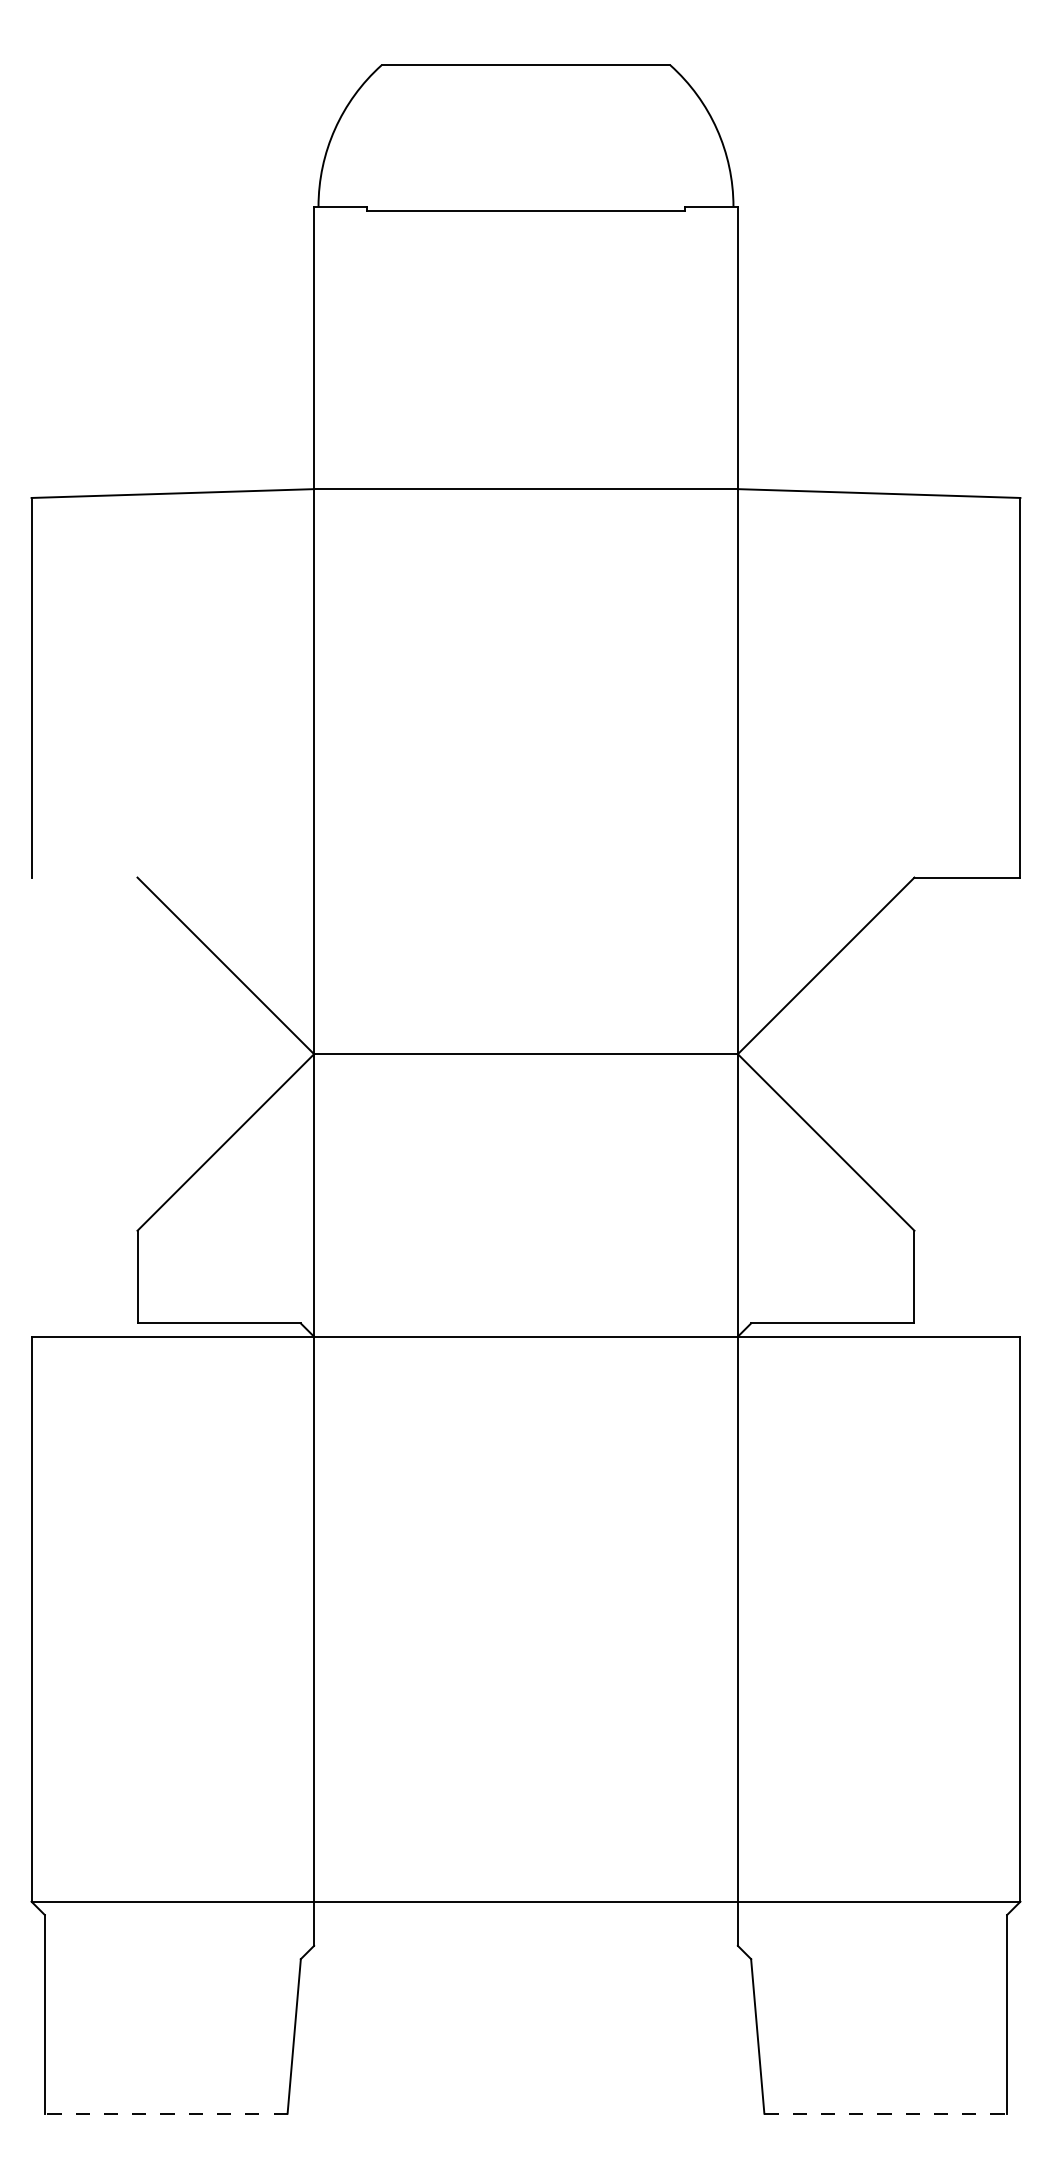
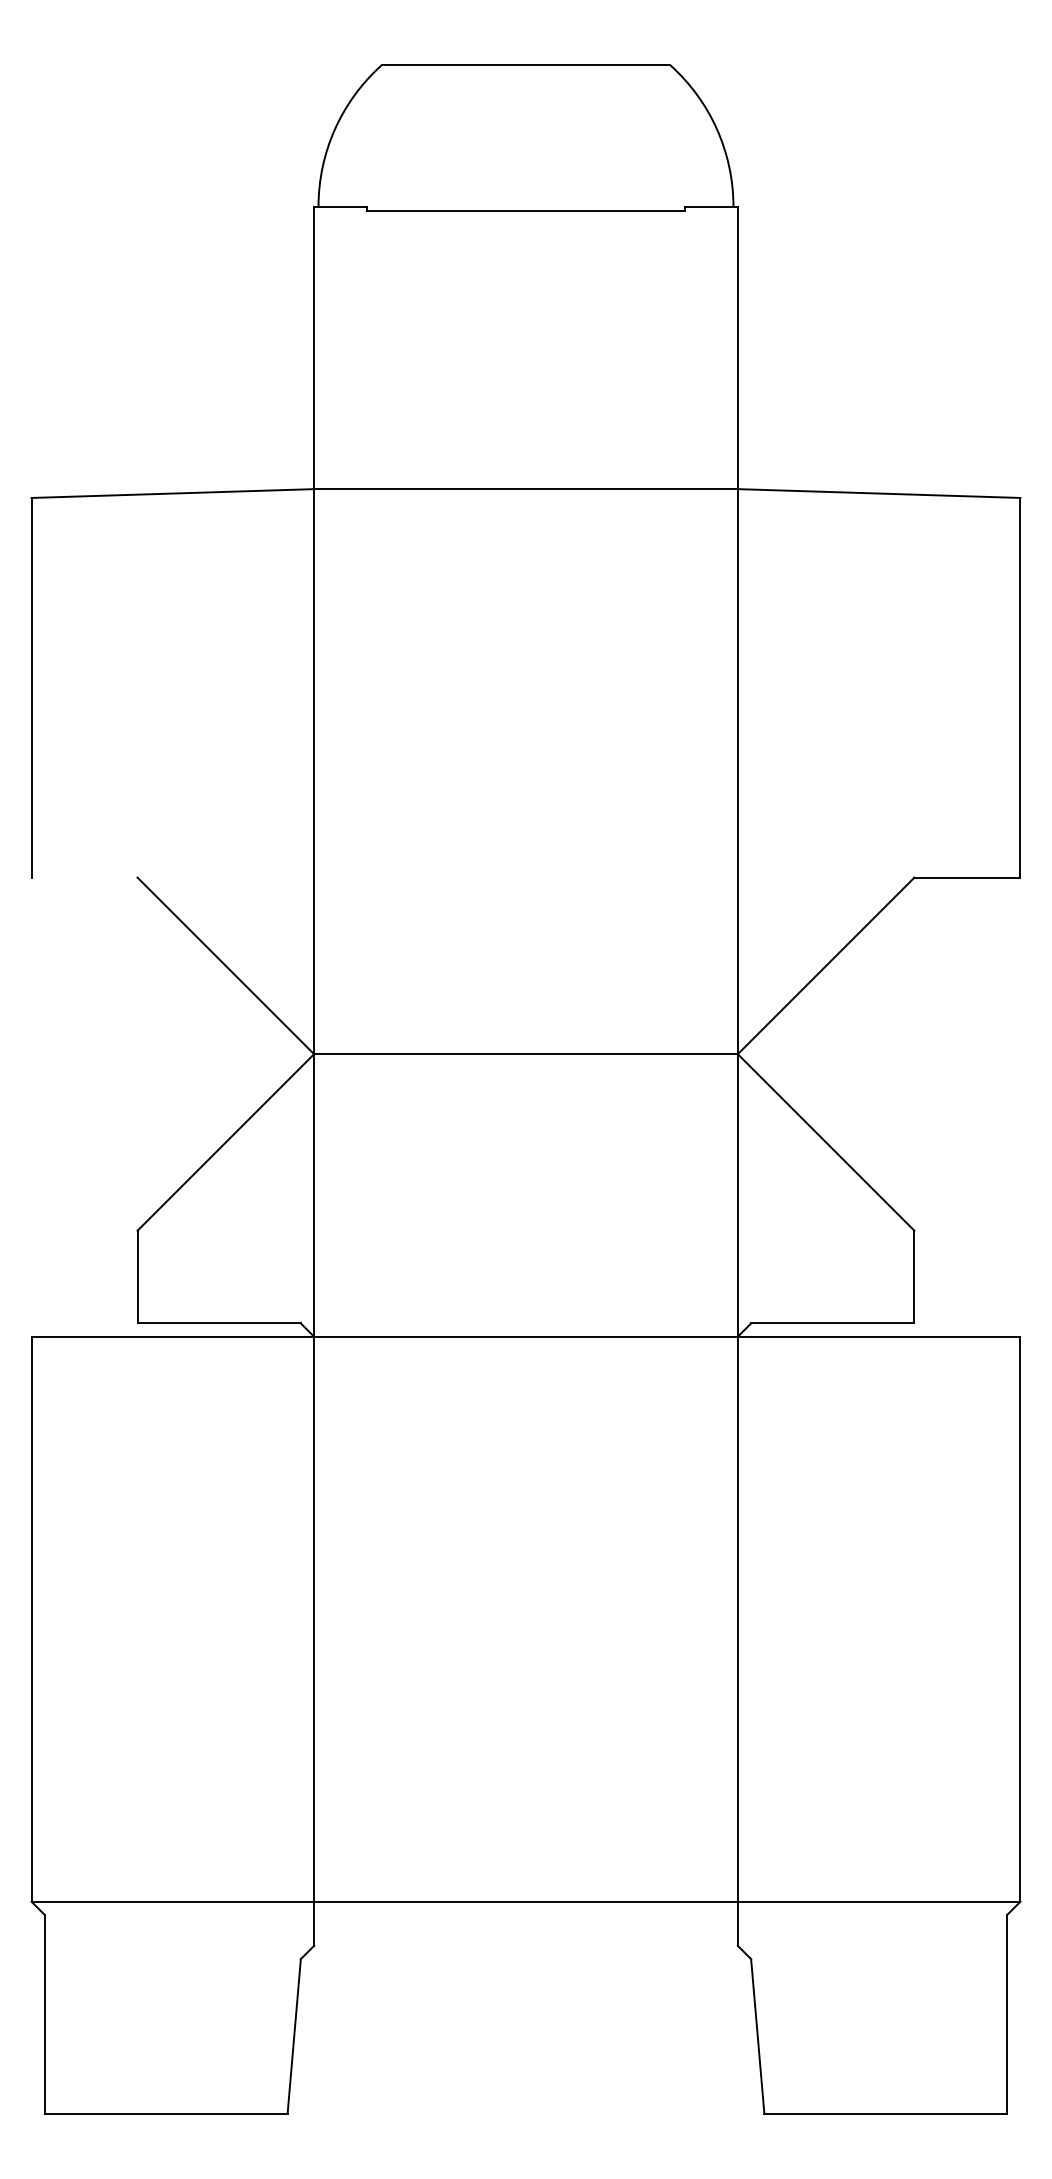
line: dashed -> solid (165, 2113)
line: dashed -> solid (886, 2113)
